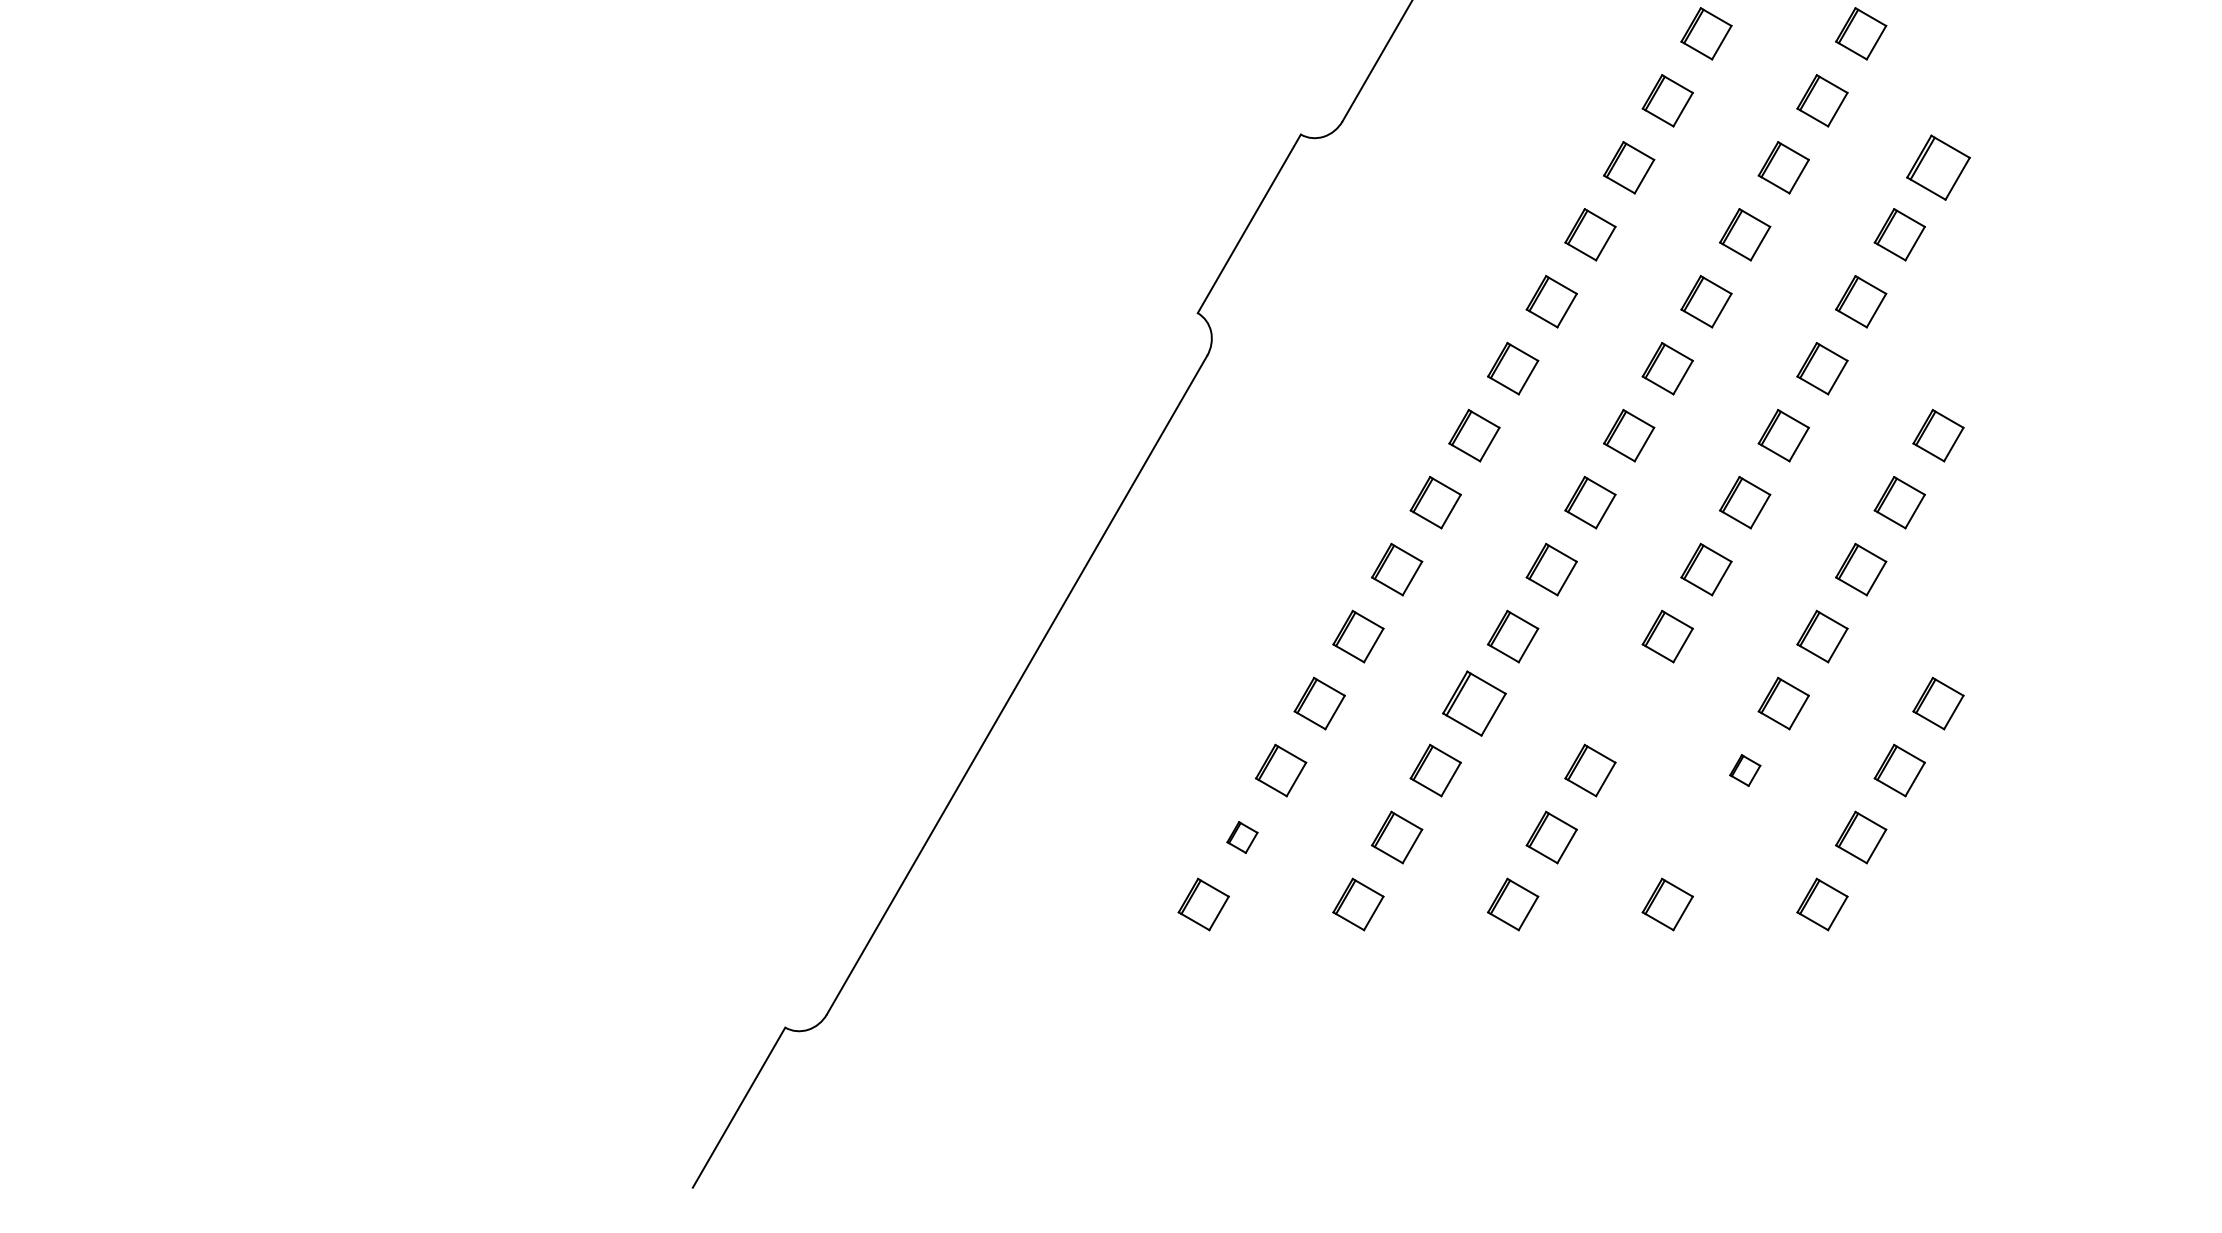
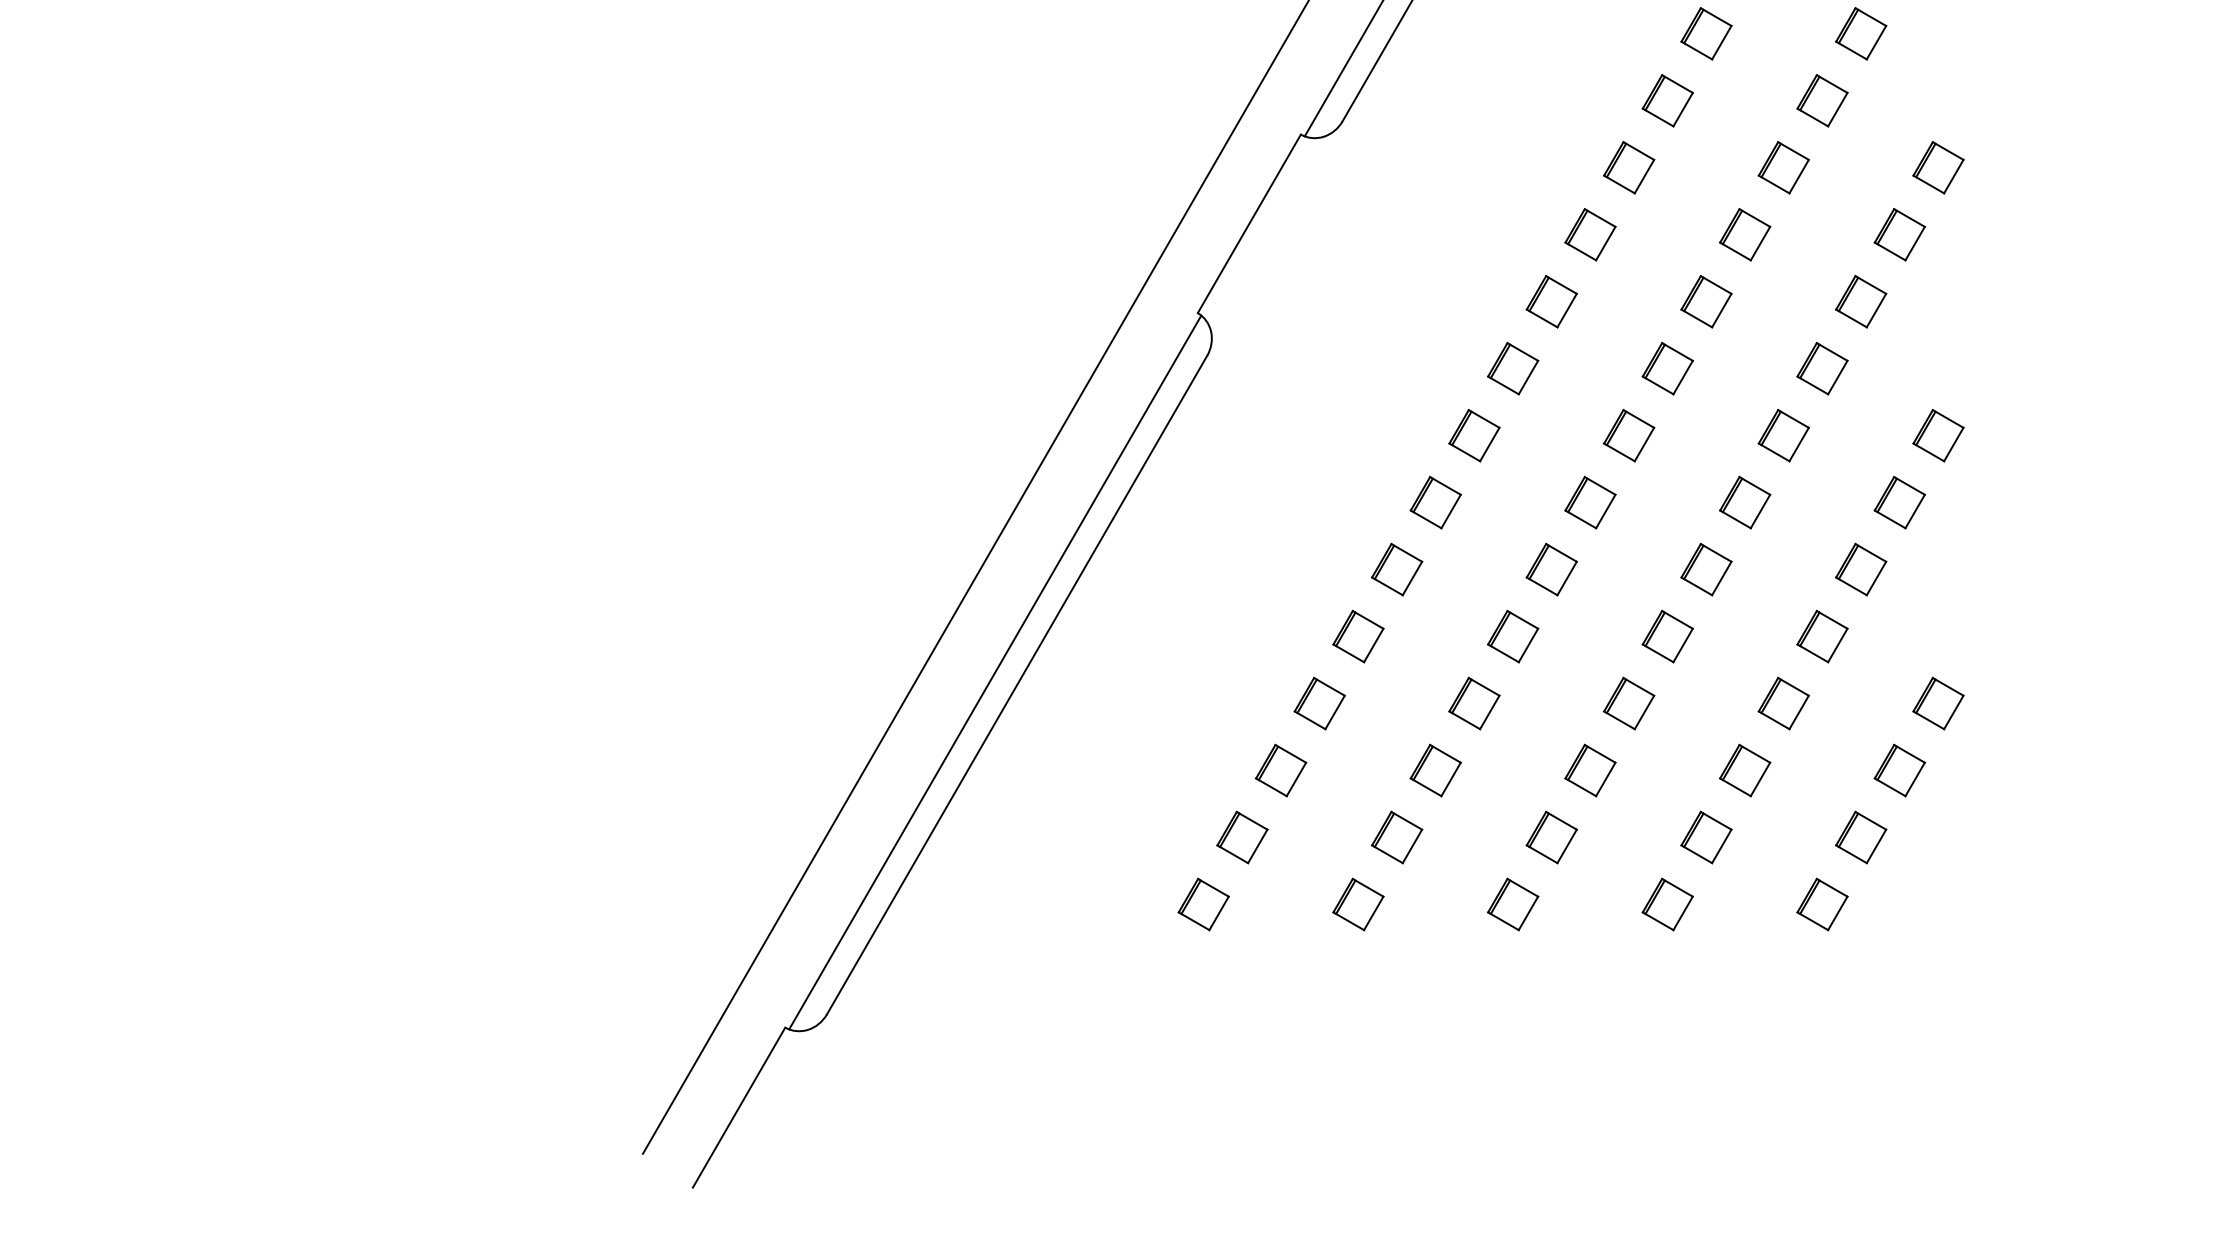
line: none -> present (1343, 69)
part size: 65x67 px -> 53x54 px (1938, 167)
line: none -> present (974, 577)
line: none -> present (995, 672)
part size: 65x67 px -> 53x55 px (1474, 703)
part: none -> present (1629, 703)
part size: 33x33 px -> 53x55 px (1745, 770)
part size: 33x33 px -> 53x55 px (1242, 837)
part: none -> present (1706, 837)
